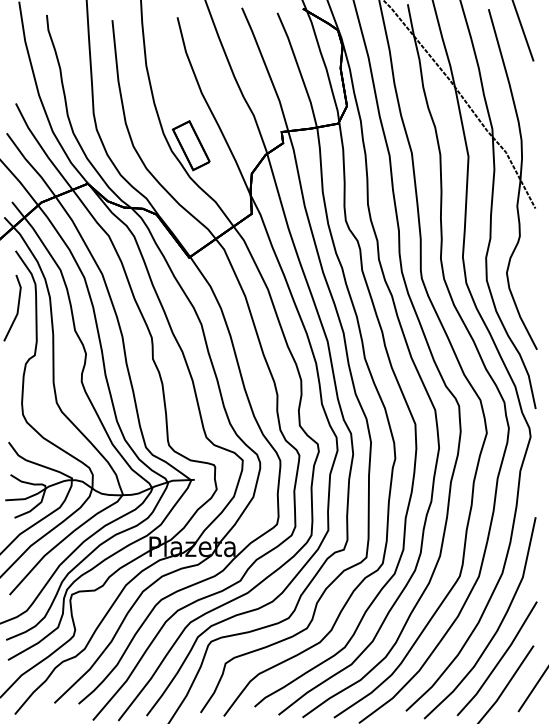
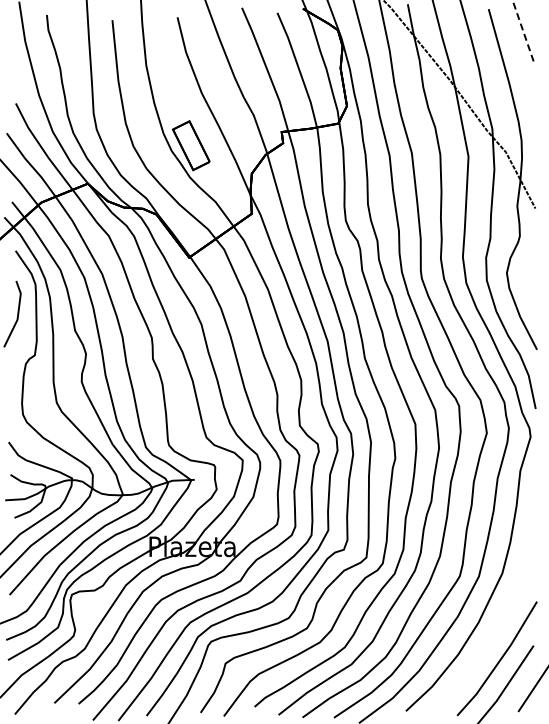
line: solid -> dashed (523, 30)
line position: (17, 307) -> (17, 313) (17, 313)
curve: present -> none (496, 629)
